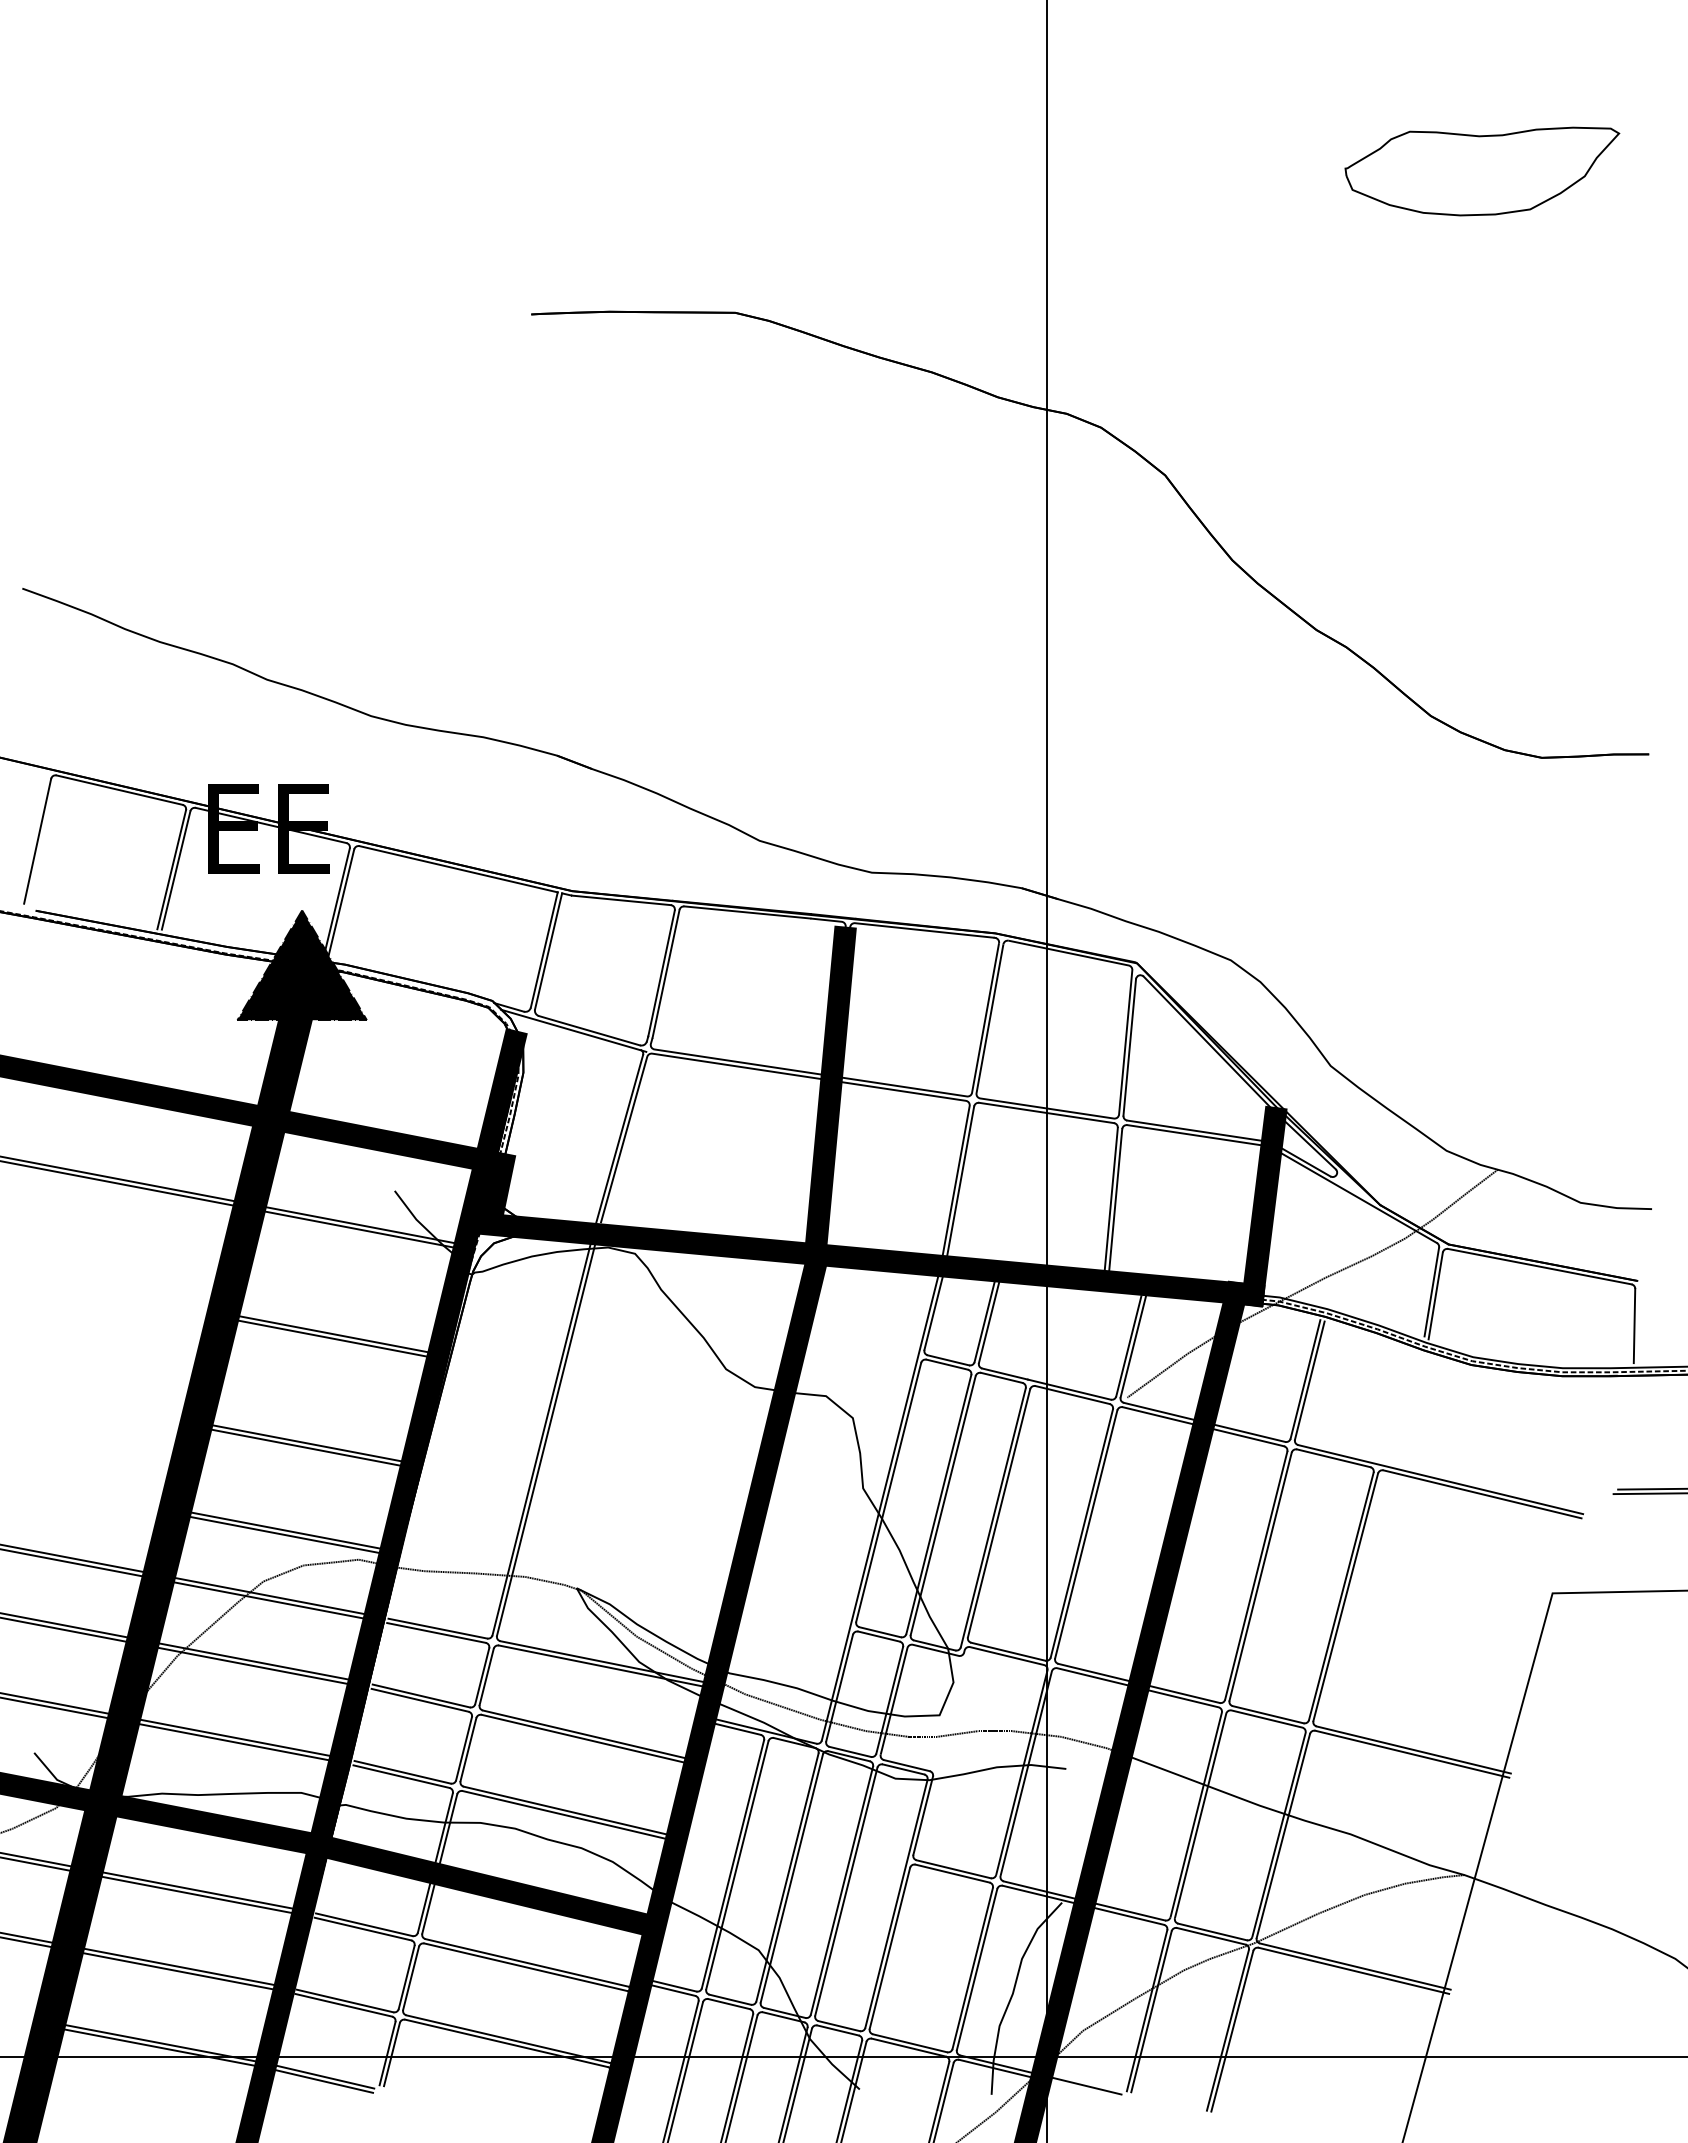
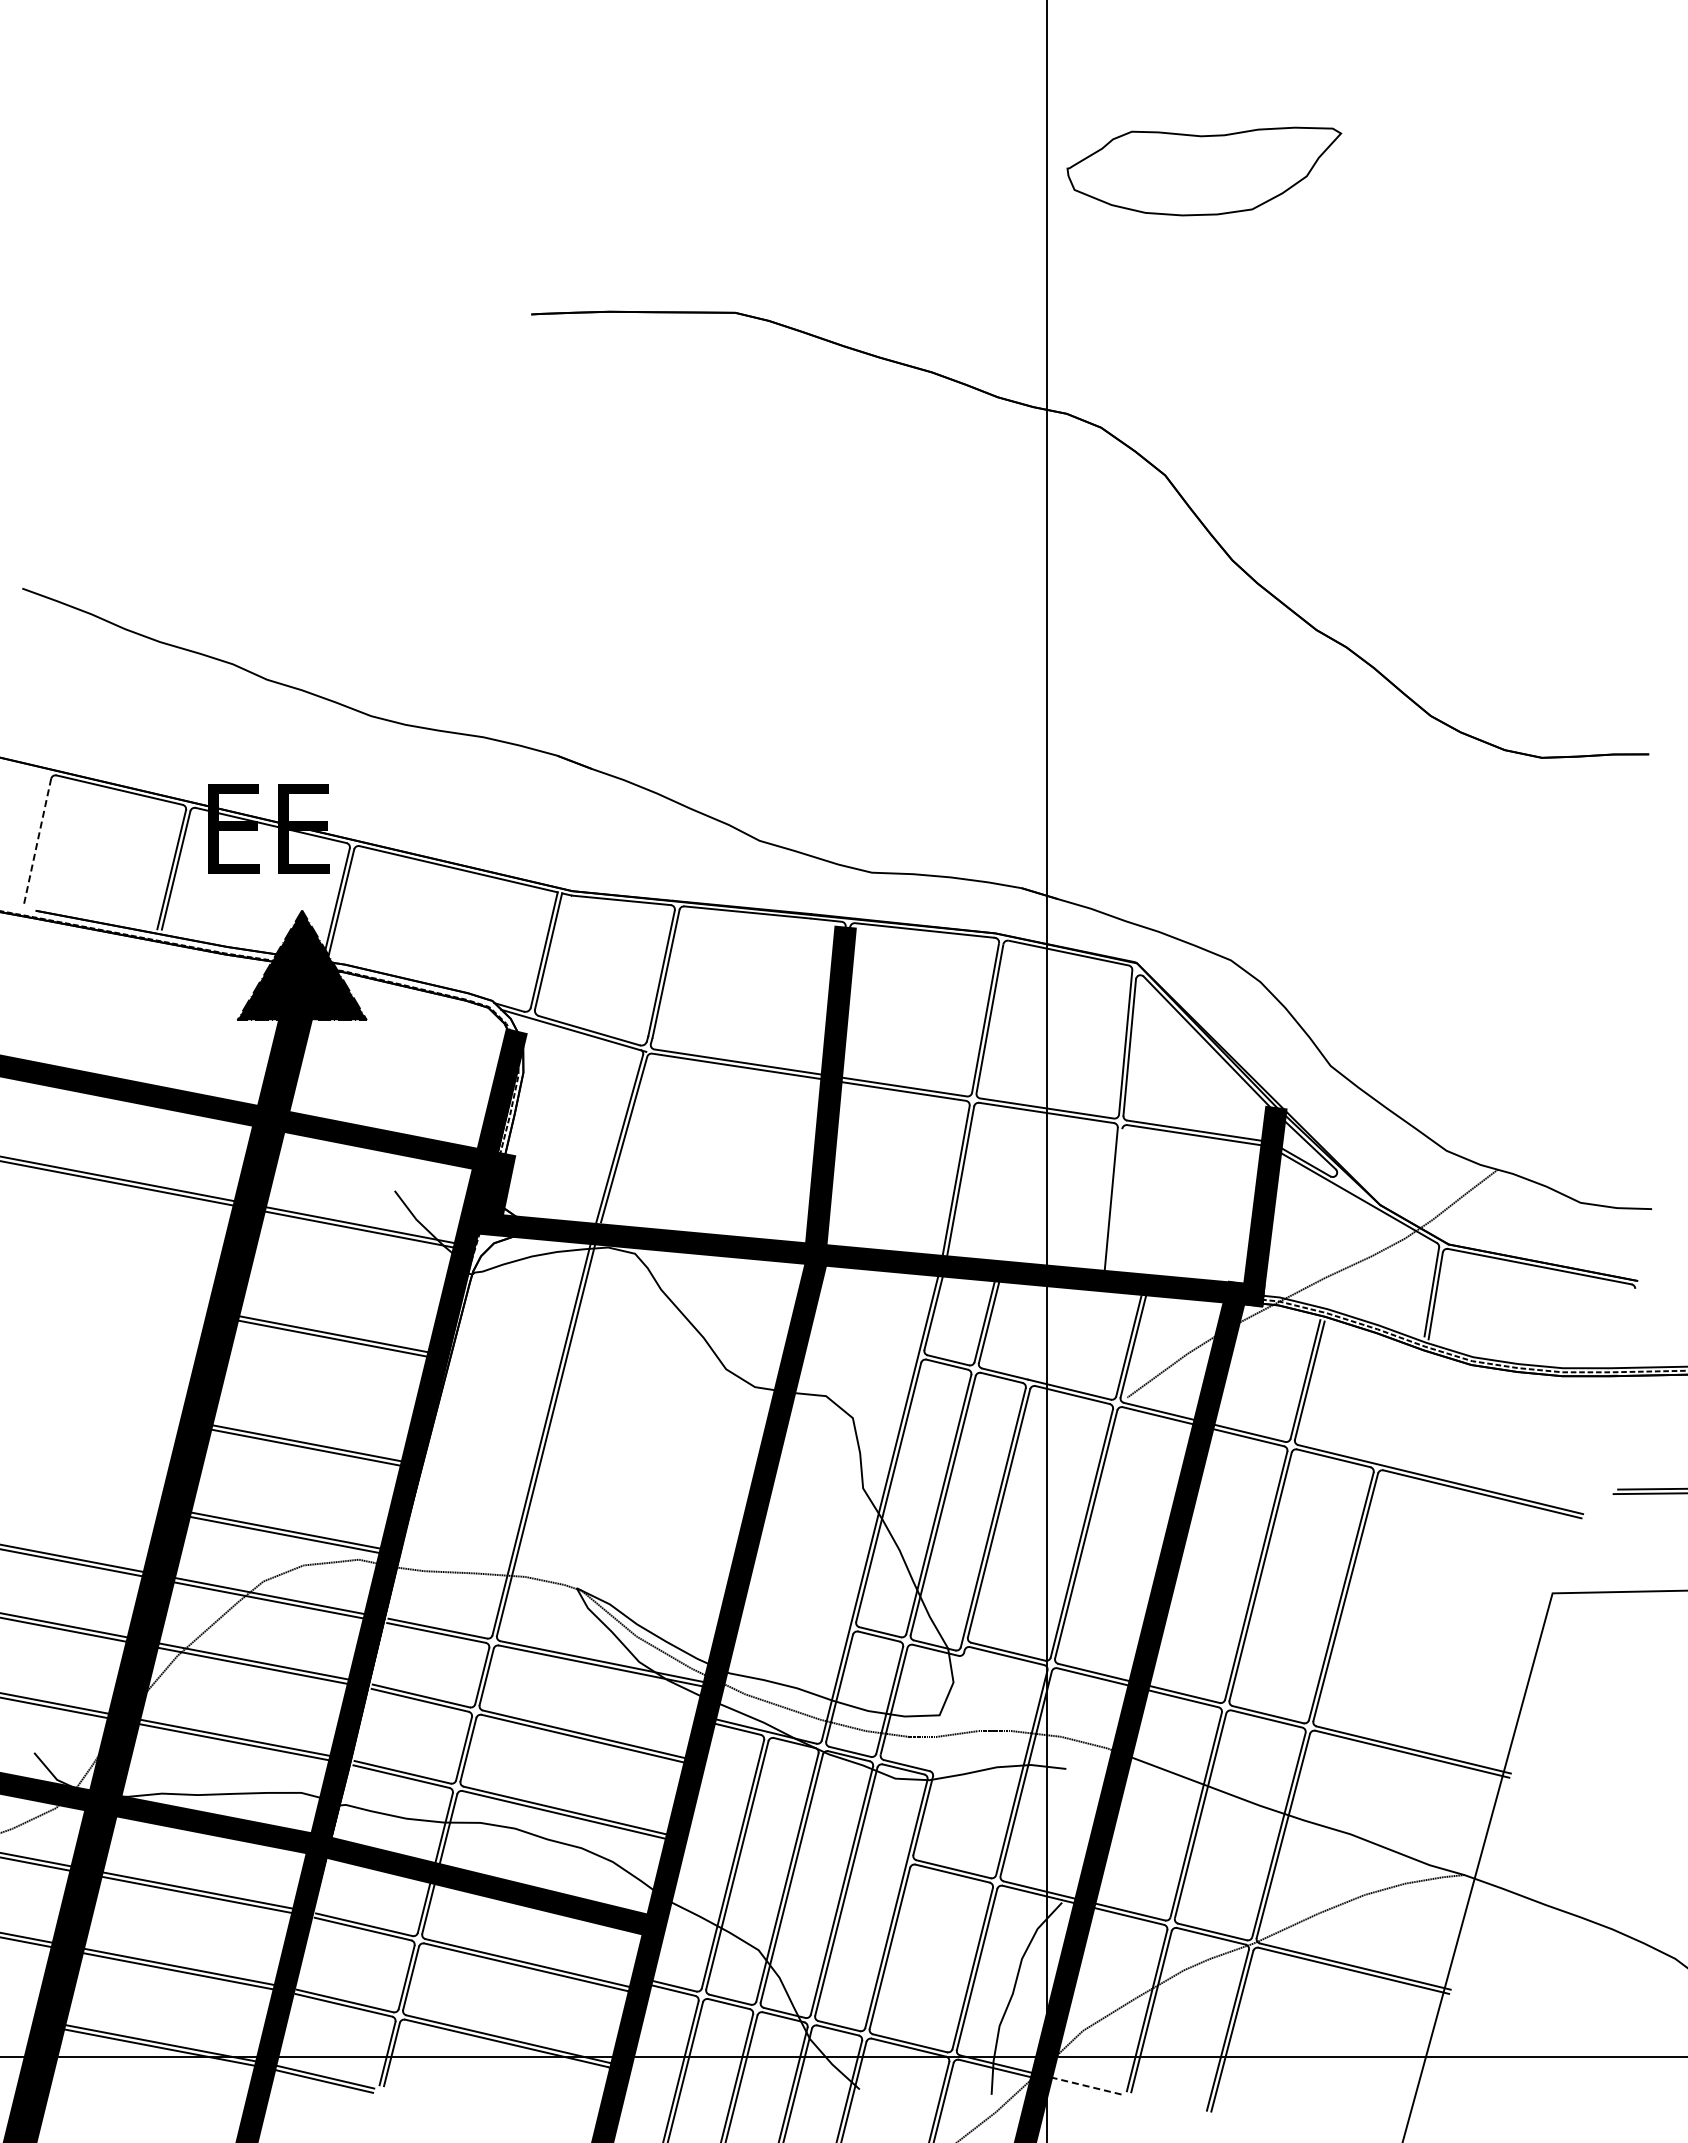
part position: (1482, 171) -> (1204, 171) (1204, 171)
line: solid -> dashed (37, 841)
line: present -> none (1115, 1202)
line: present -> none (1634, 1325)
line: solid -> dashed (1083, 2085)
